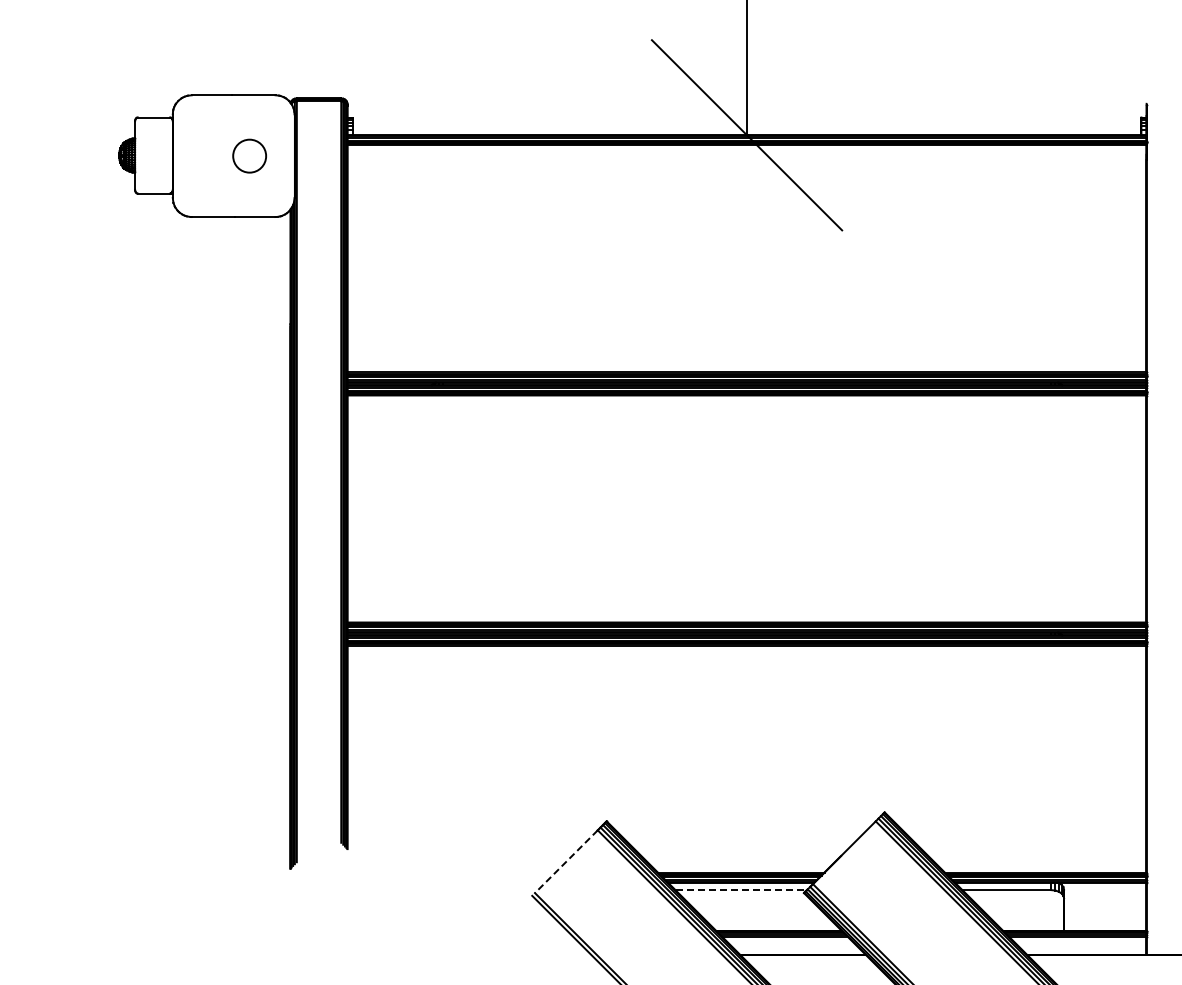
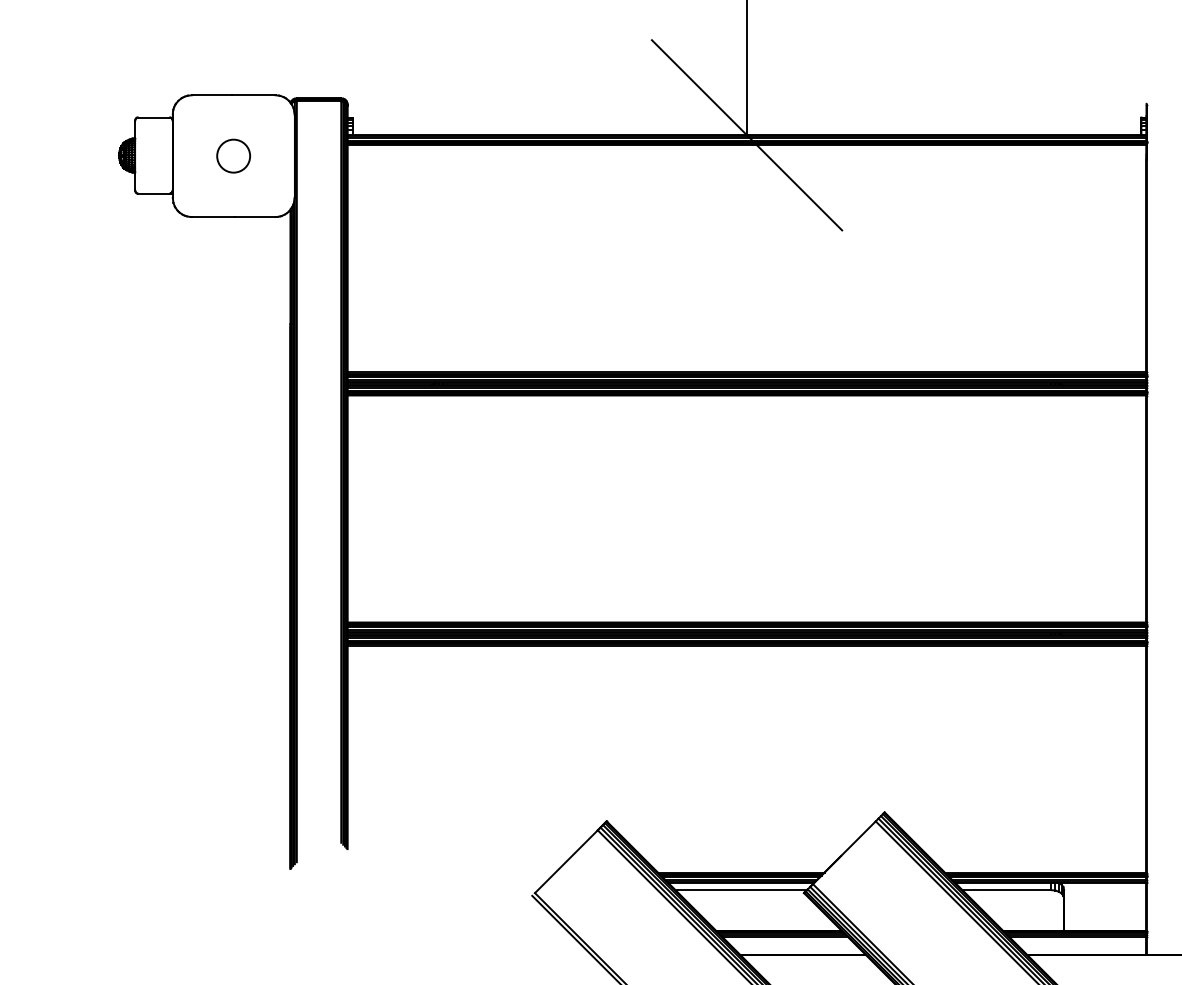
circle position: (249, 155) -> (233, 155) (233, 155)
line: dashed -> solid (566, 862)
line: dashed -> solid (741, 890)
